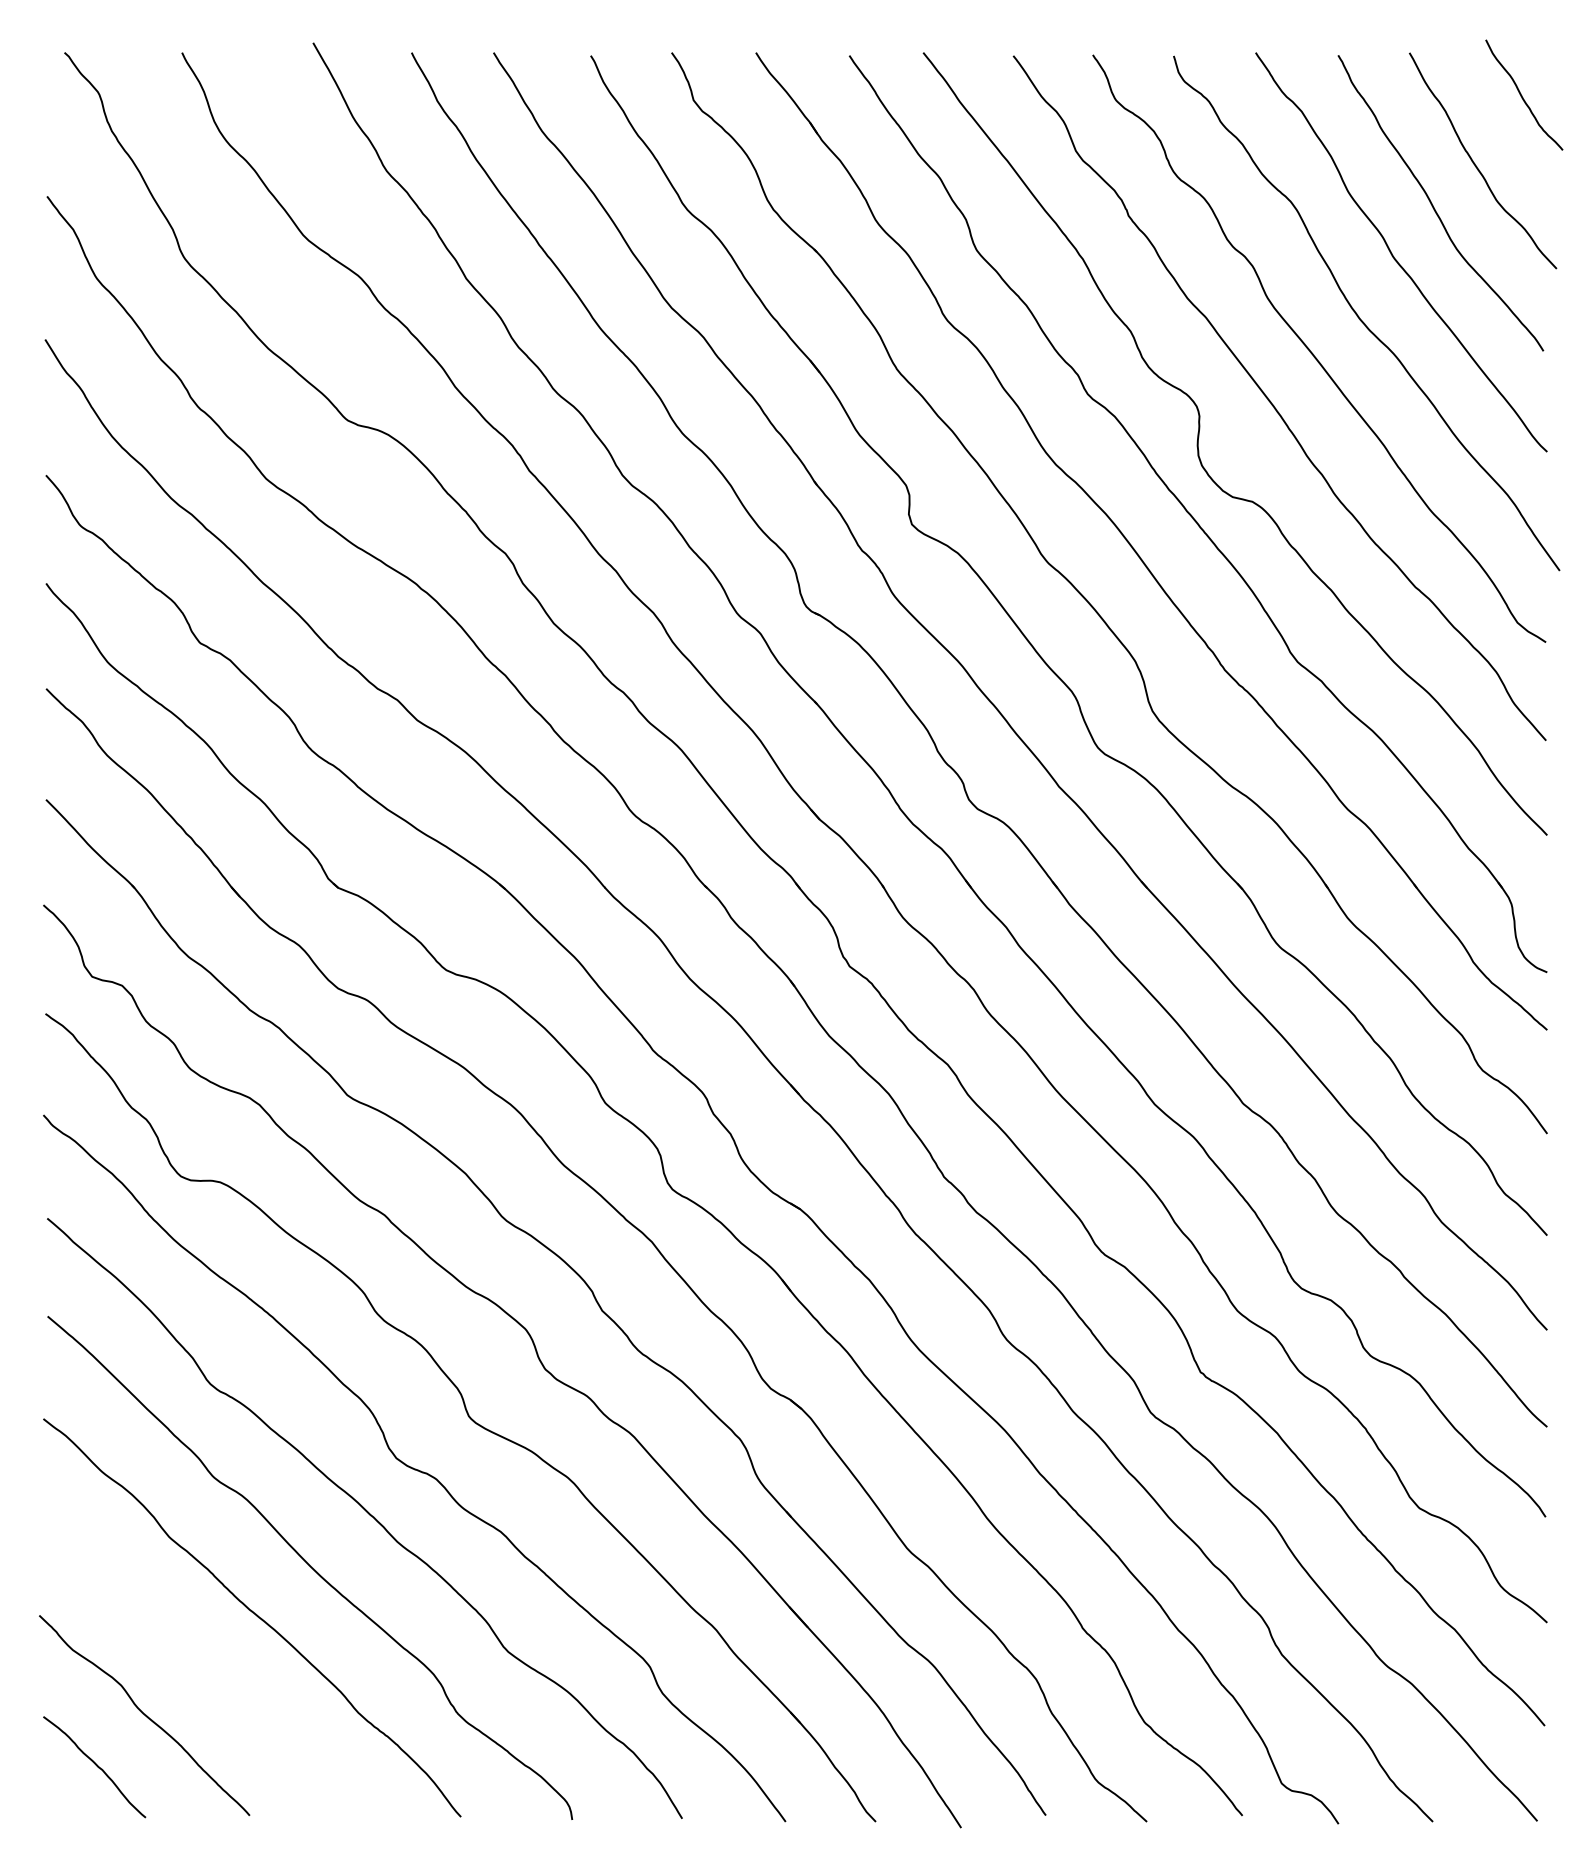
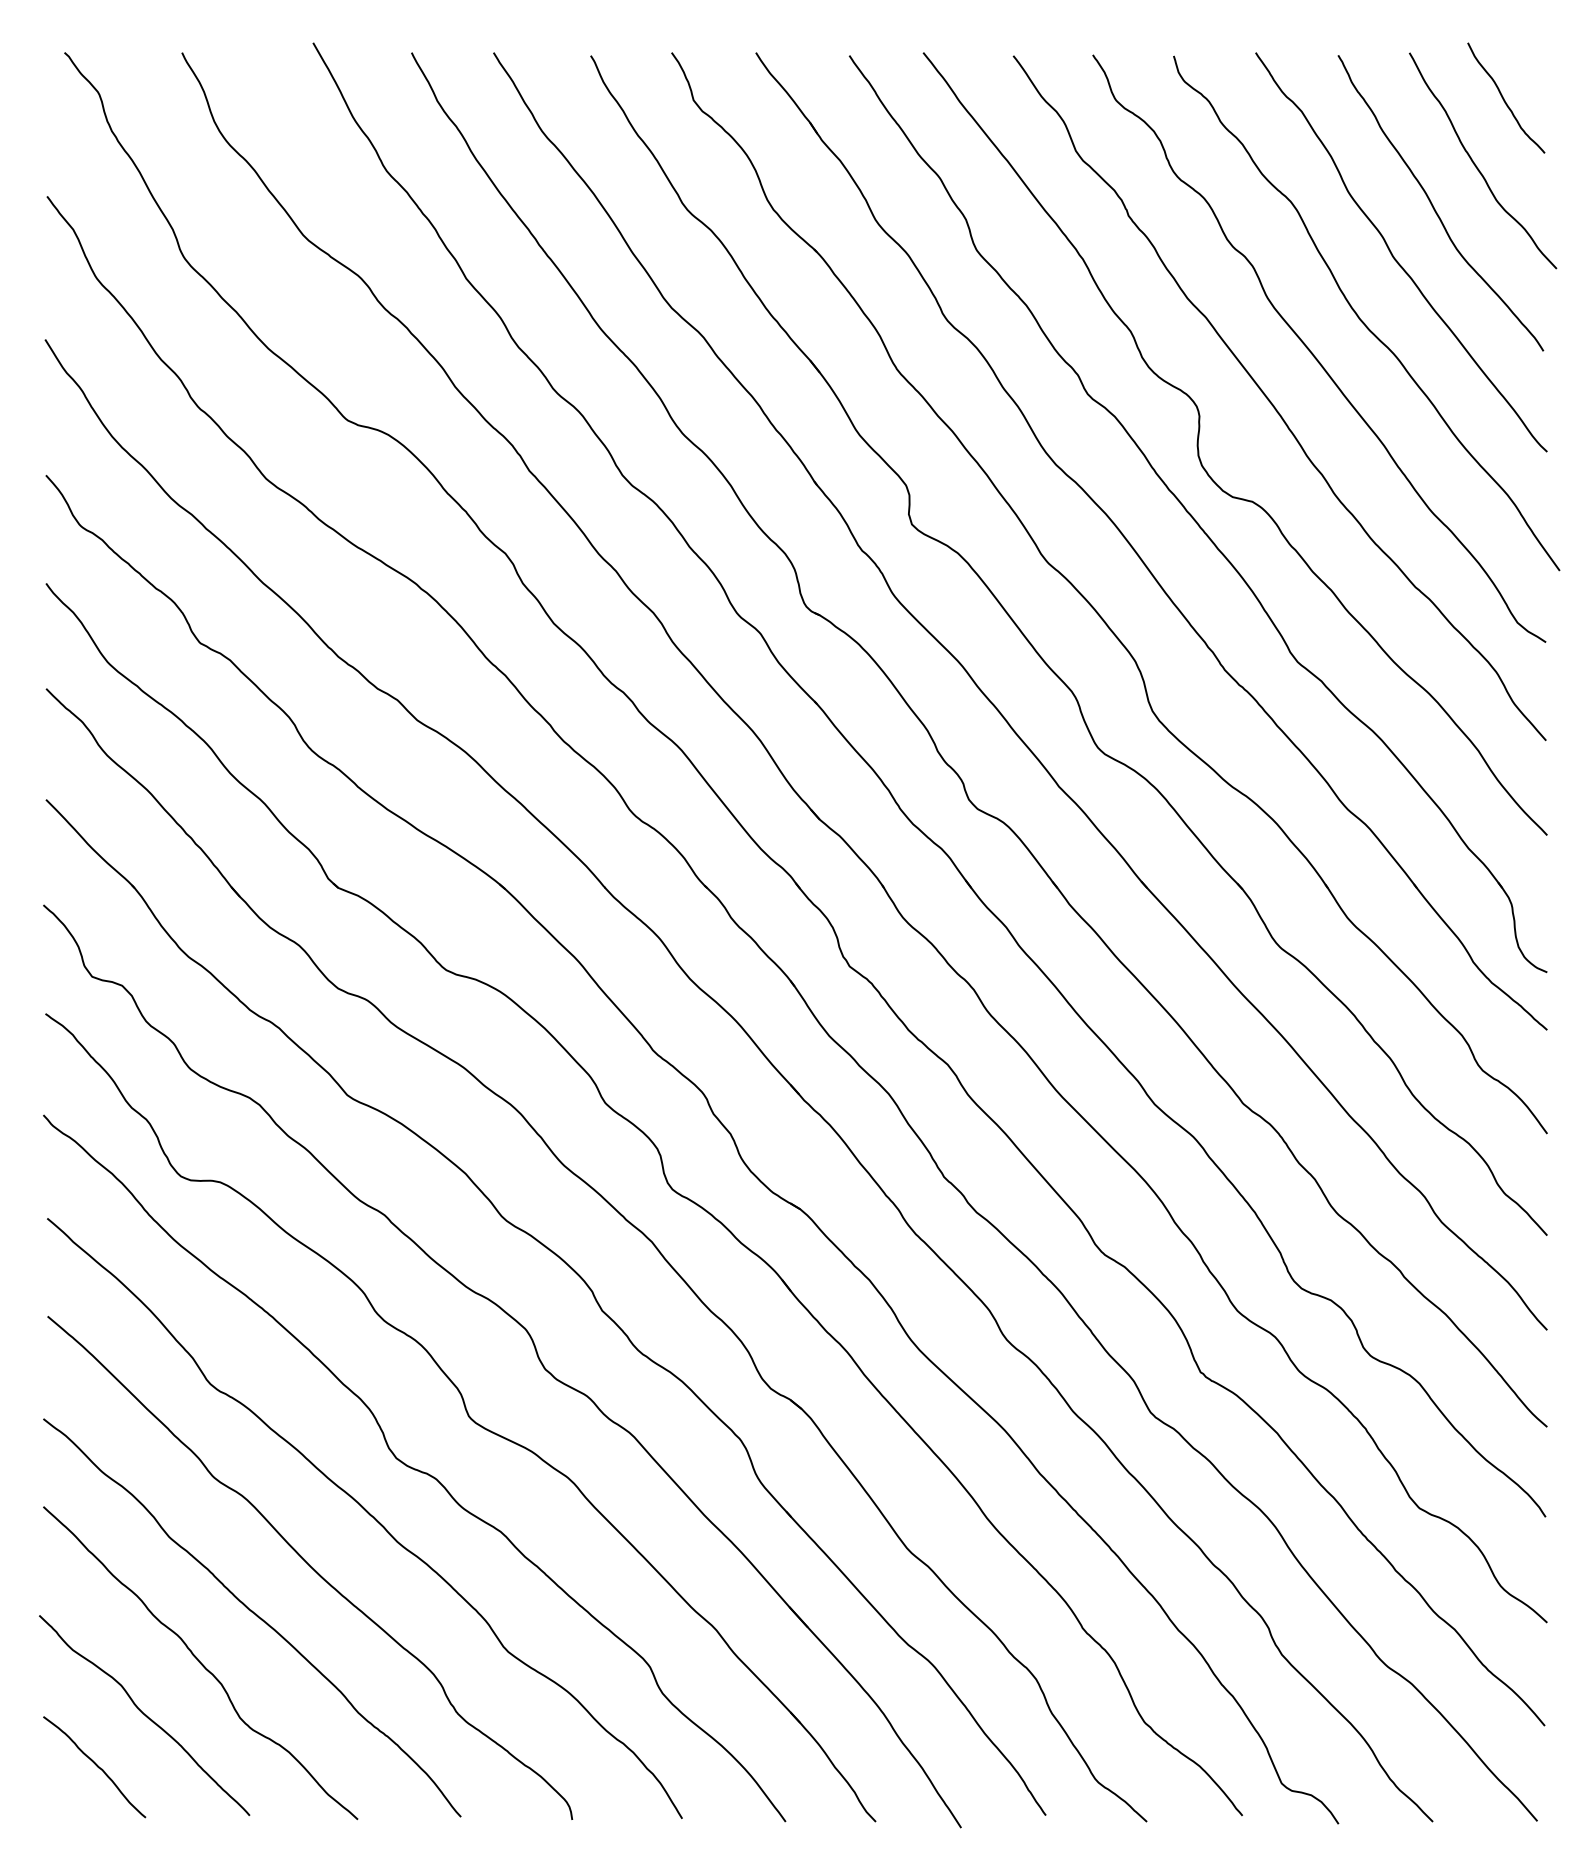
curve position: (1522, 95) -> (1504, 98) (1504, 98)
curve: none -> present (200, 1662)
